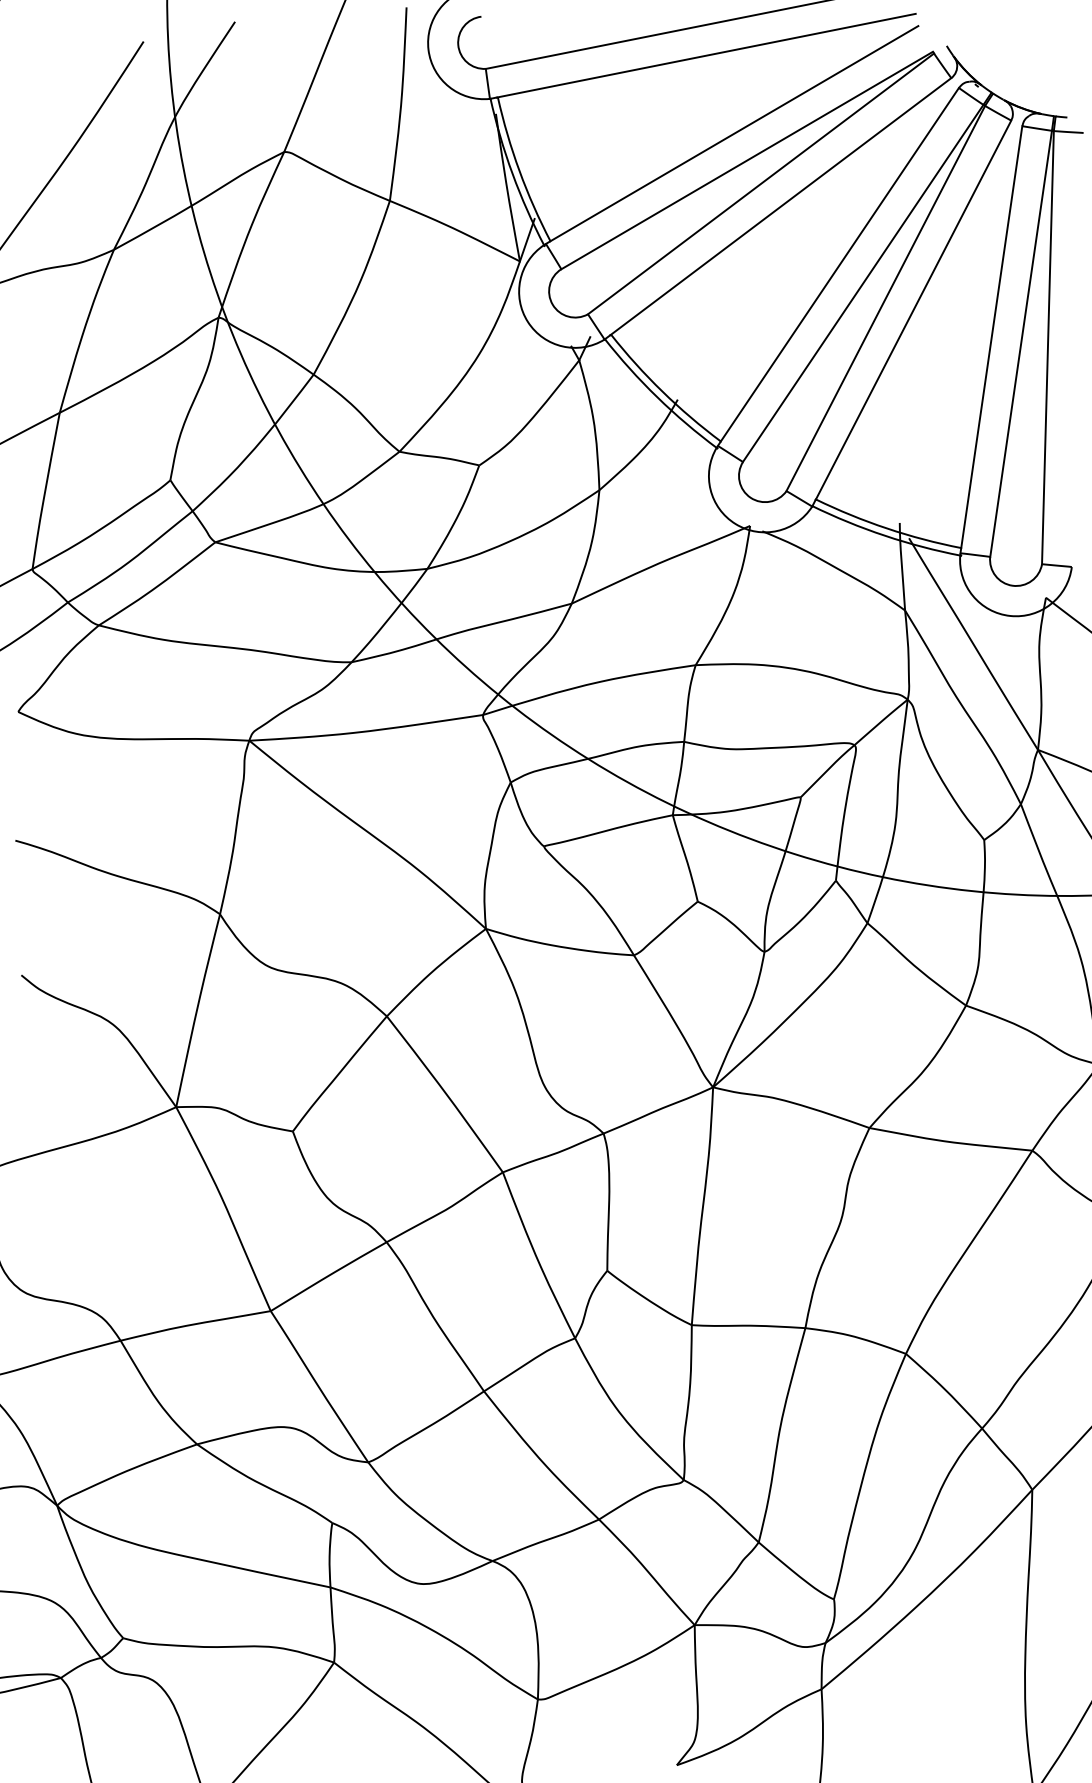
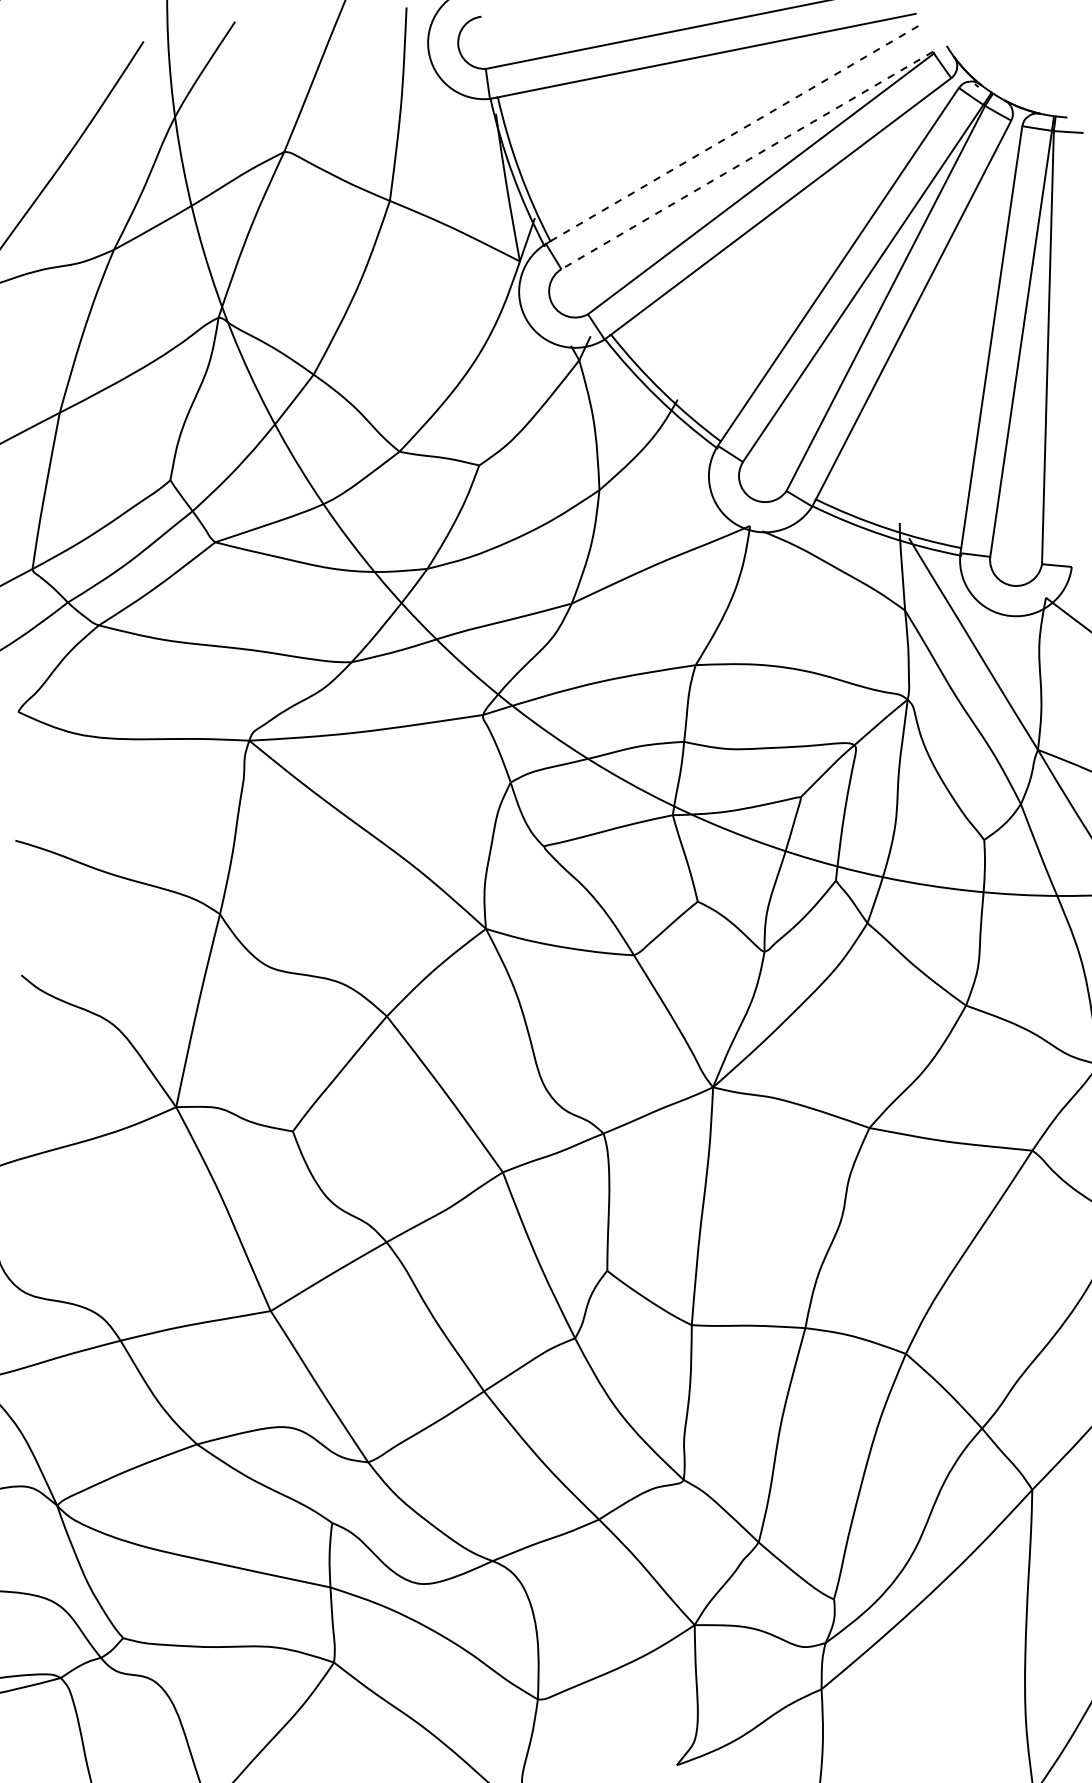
line: solid -> dashed (734, 133)
line: solid -> dashed (746, 160)
